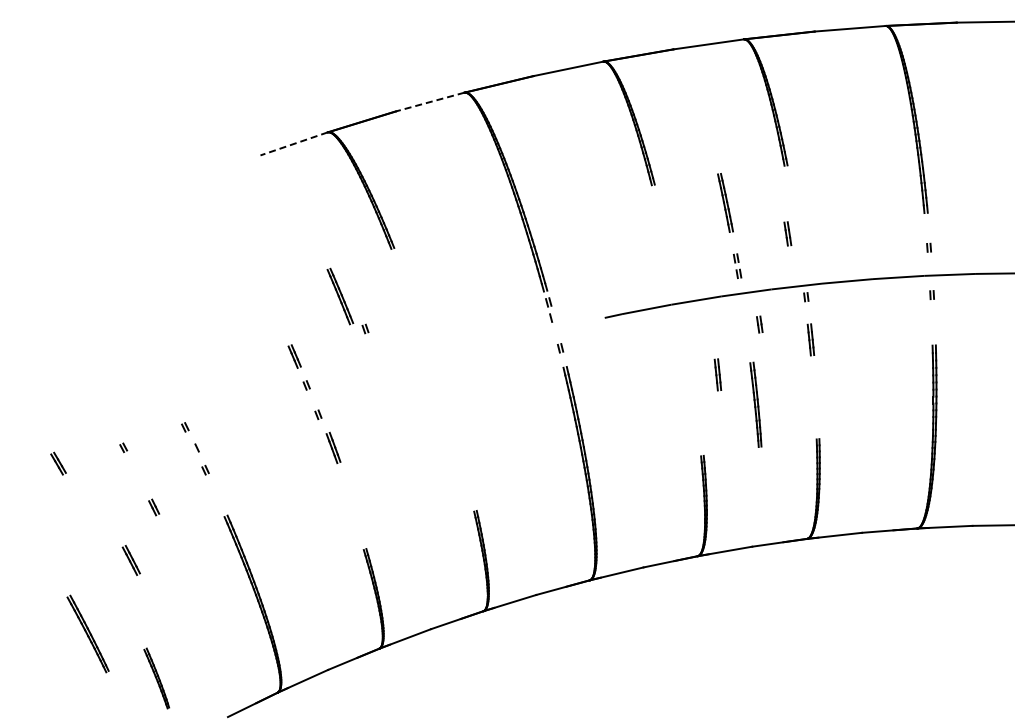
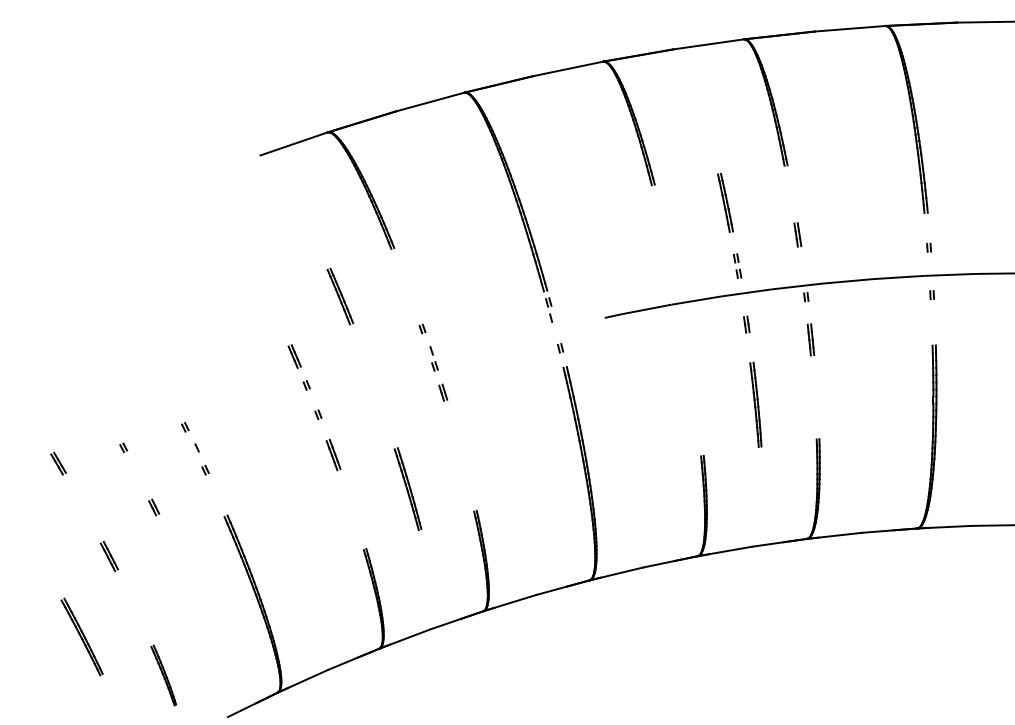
line: dashed -> solid (430, 102)
line: dashed -> solid (294, 143)
part position: (787, 233) -> (797, 234) (797, 234)
part position: (759, 324) -> (746, 324) (746, 324)
part position: (365, 328) -> (422, 328) (422, 328)
part: none -> present (433, 358)
part: present -> none (717, 374)
part: none -> present (443, 392)
part position: (333, 447) -> (333, 454) (333, 454)
part: none -> present (407, 488)
part position: (130, 560) -> (108, 556) (108, 556)
part position: (87, 633) -> (81, 636) (81, 636)
part position: (156, 678) -> (163, 675) (163, 675)
